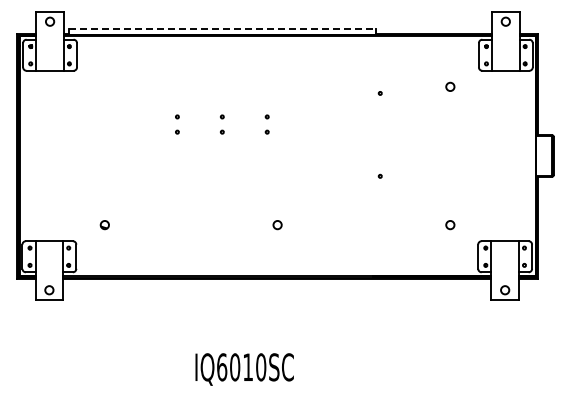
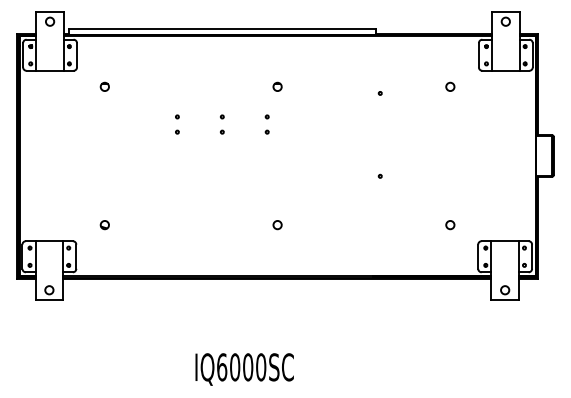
line: dashed -> solid (222, 28)
part: none -> present (104, 86)
part: none -> present (277, 86)
text: IQ6010SC -> IQ6000SC (248, 367)
